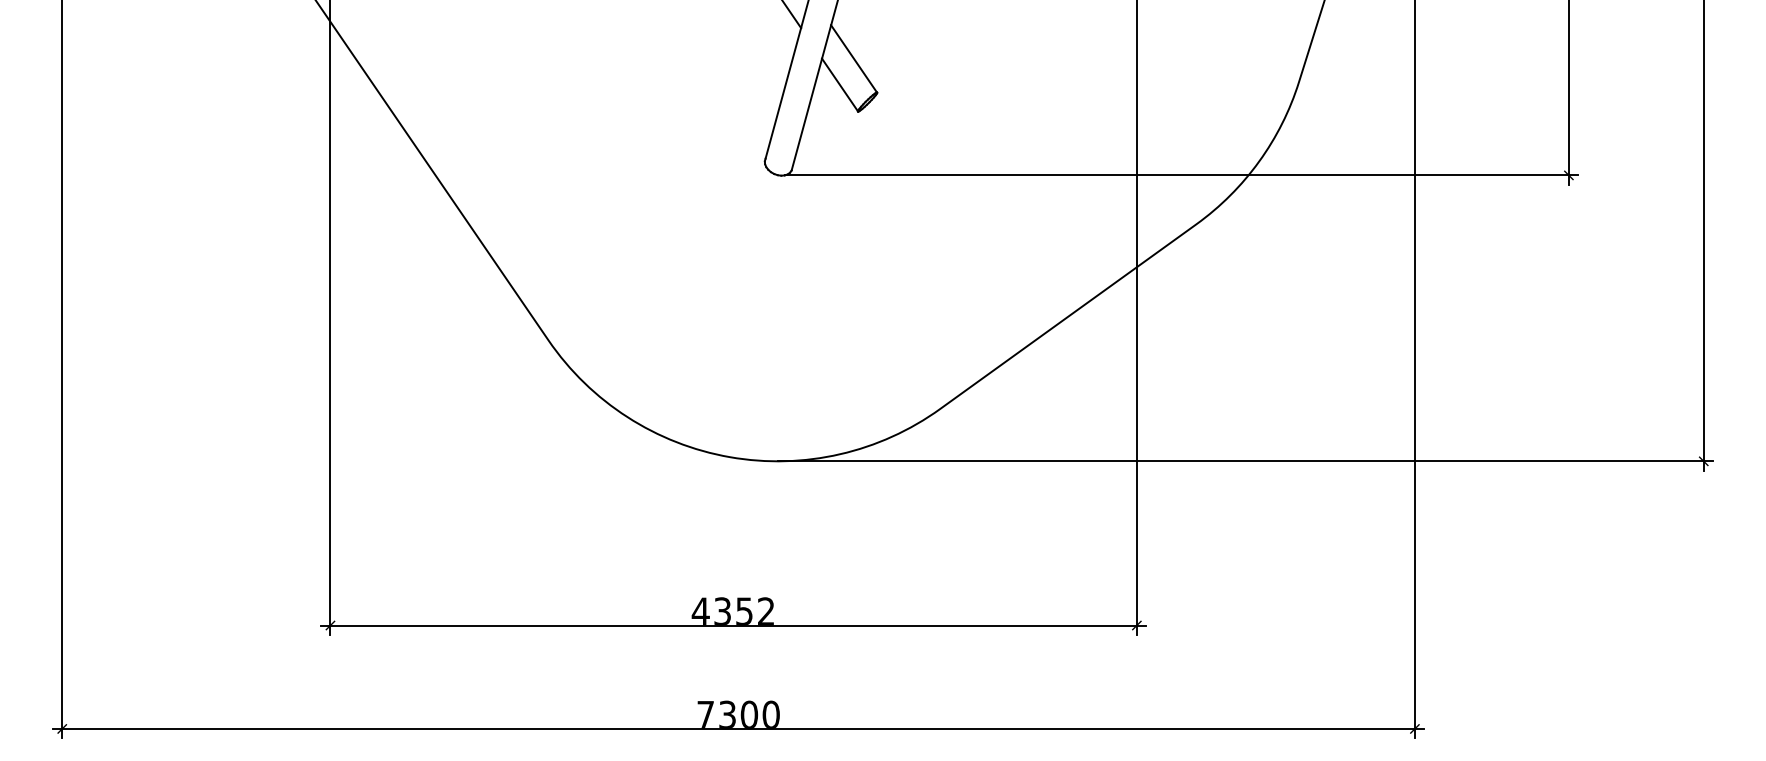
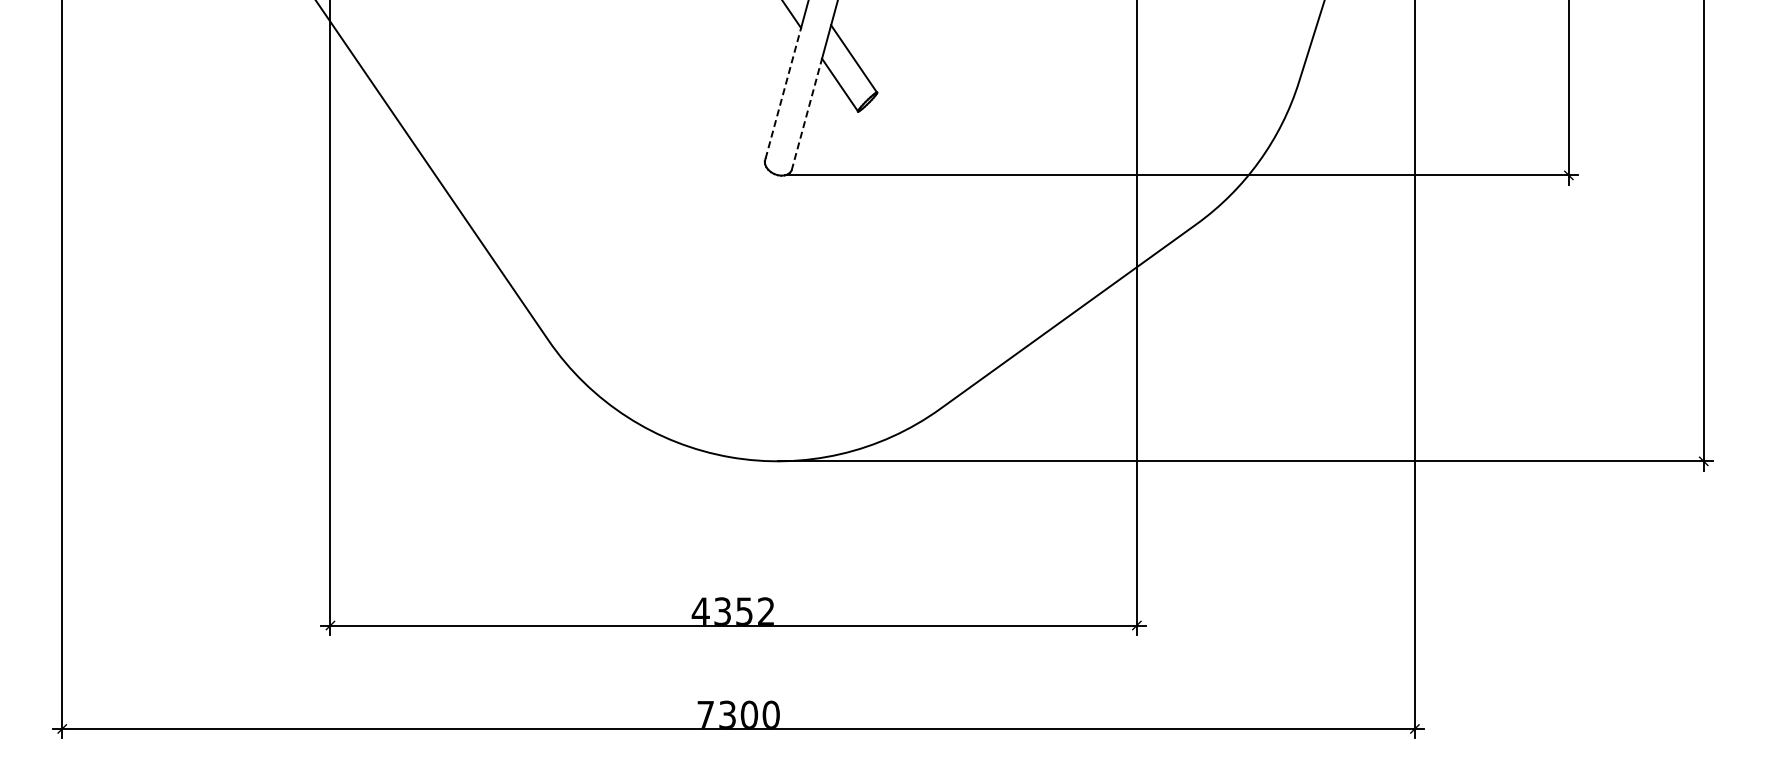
line: solid -> dashed (783, 93)
line: solid -> dashed (806, 114)
